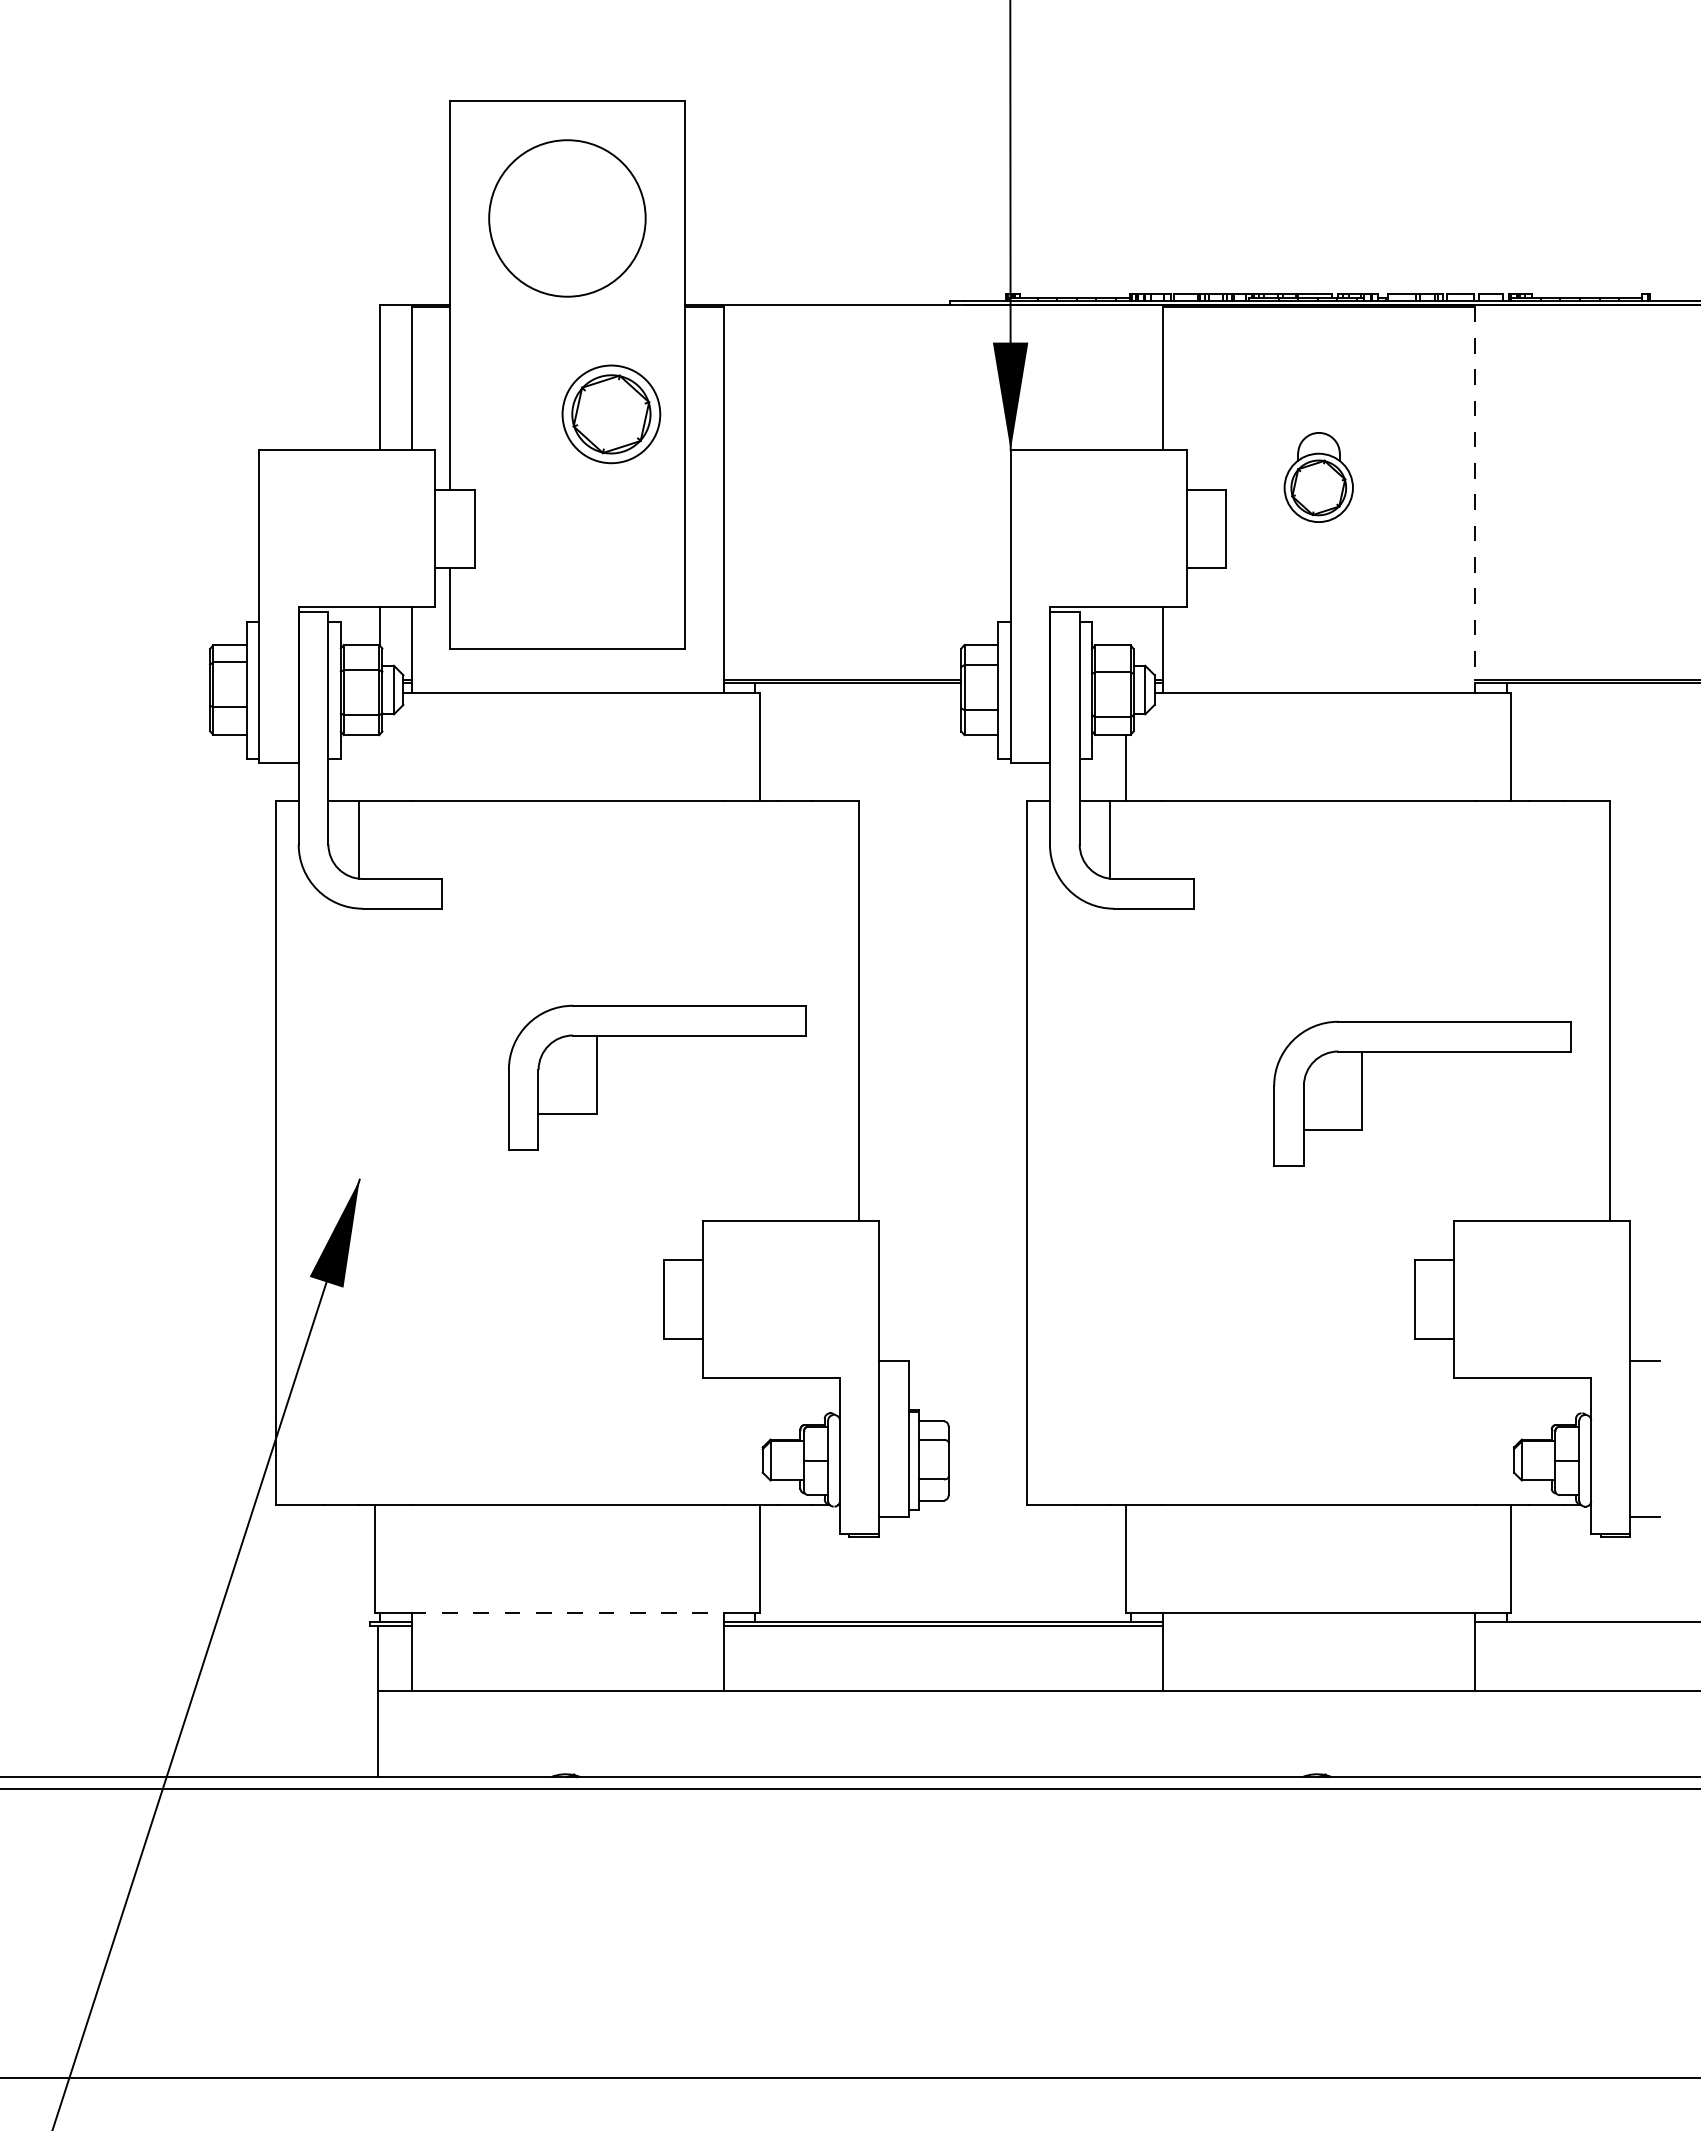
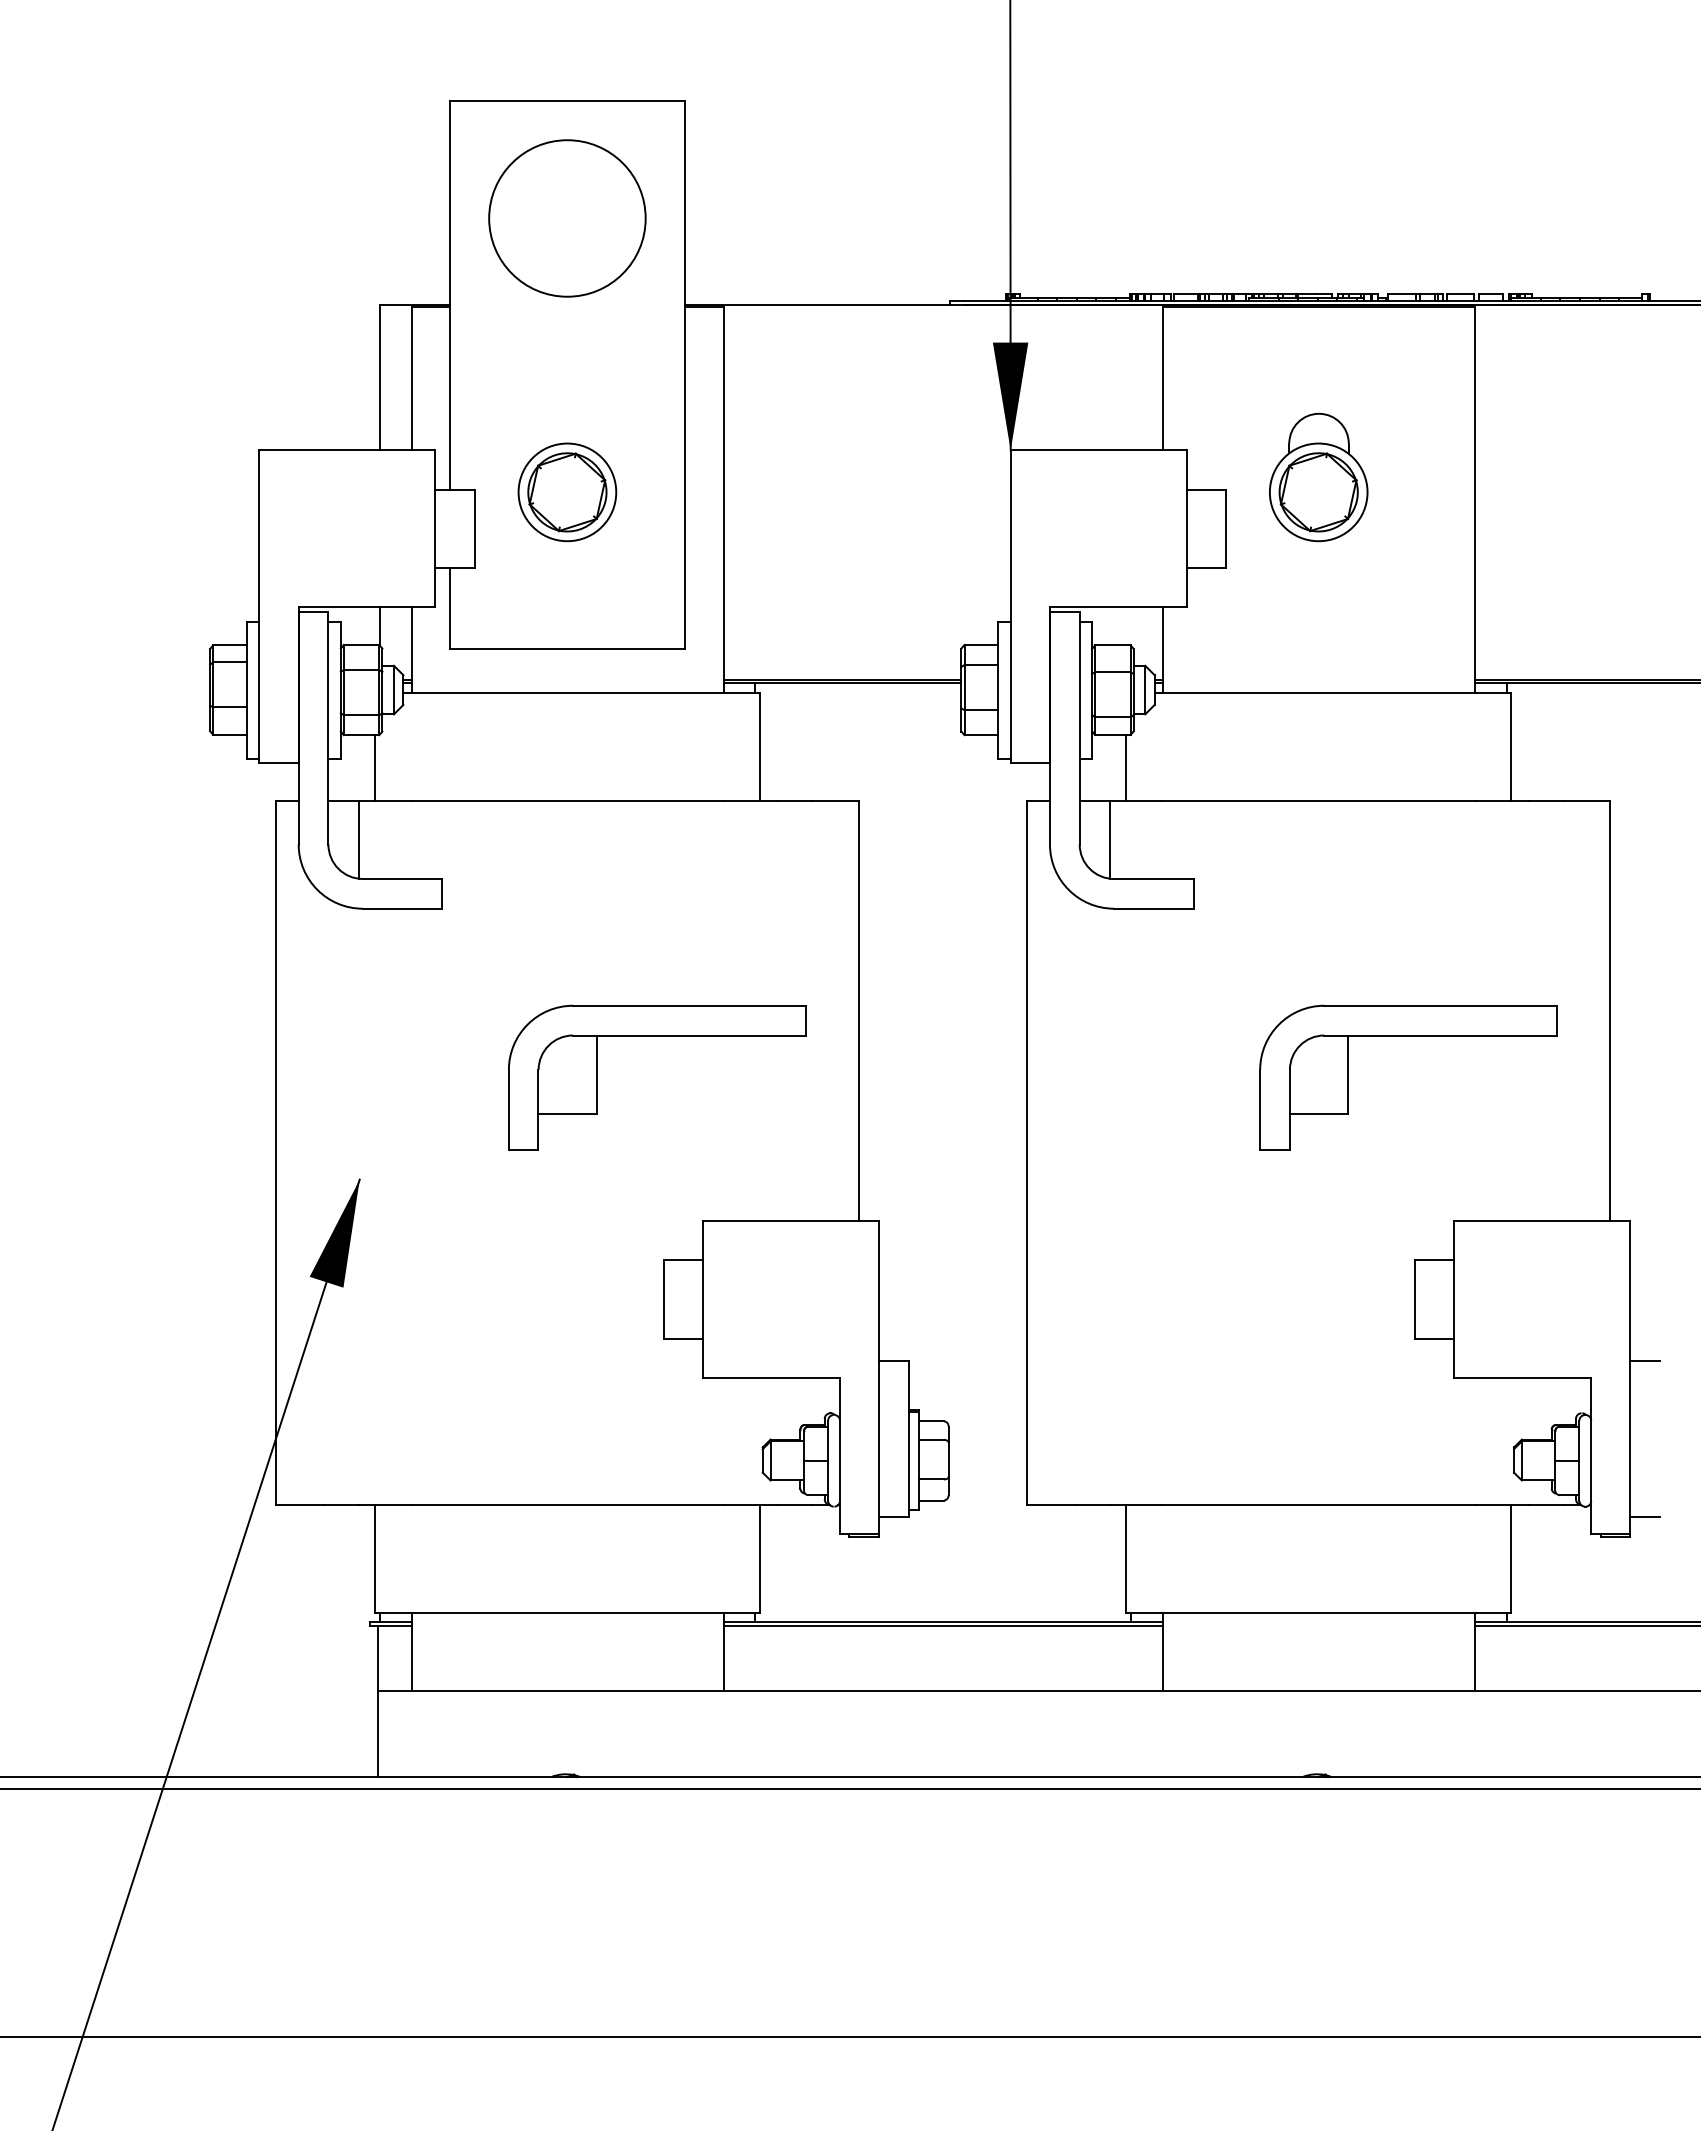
part position: (611, 414) -> (567, 492) (567, 492)
part size: 71x91 px -> 100x131 px (1318, 477)
line: dashed -> solid (1475, 500)
line: none -> present (374, 767)
part position: (1422, 1052) -> (1408, 1036) (1408, 1036)
line: dashed -> solid (568, 1613)
line: none -> present (1586, 1625)
line position: (849, 2077) -> (849, 2036) (849, 2036)
